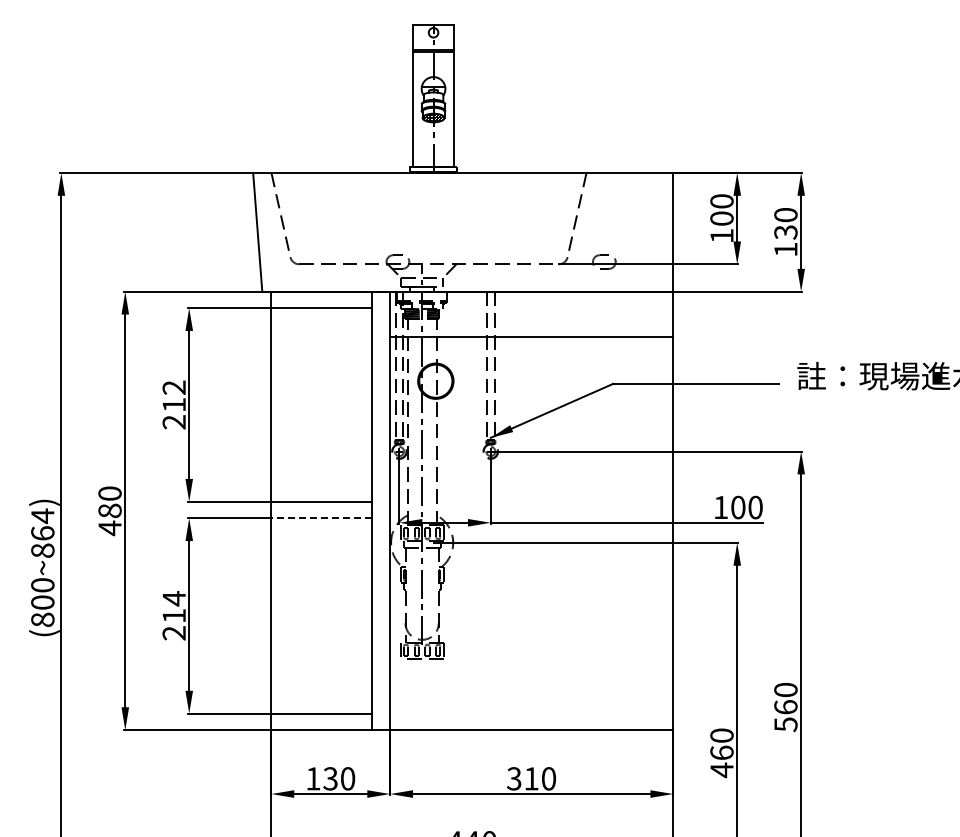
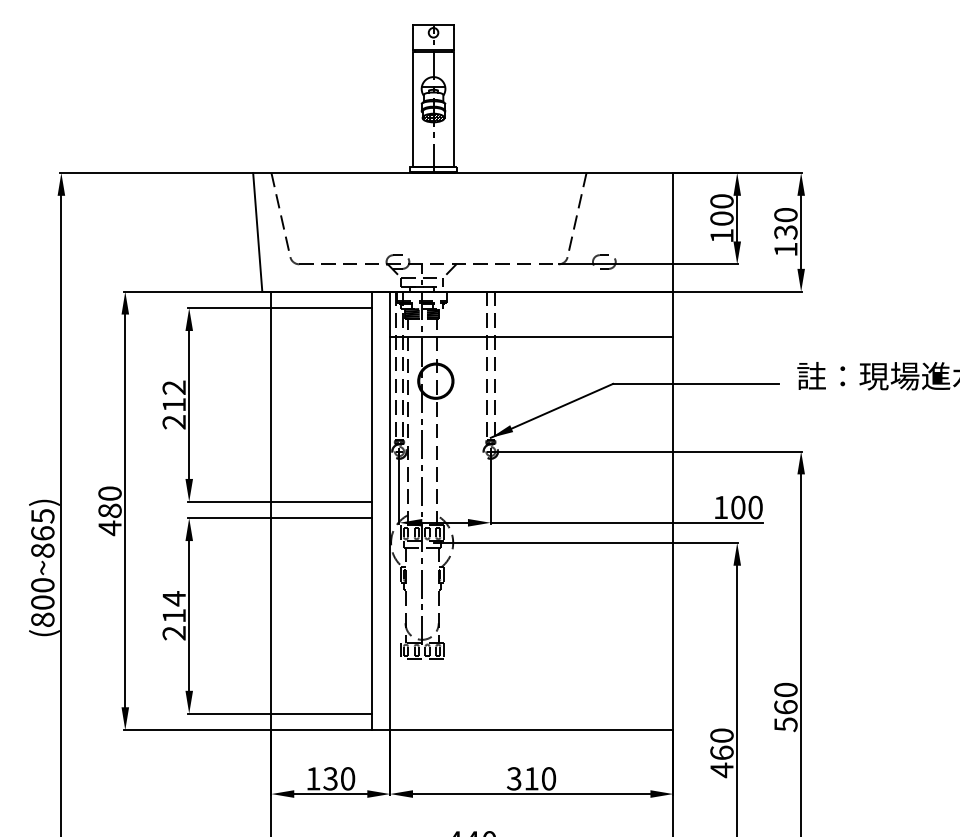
text: (800~864) -> (800~865) (42, 516)
line: dashed -> solid (321, 518)
